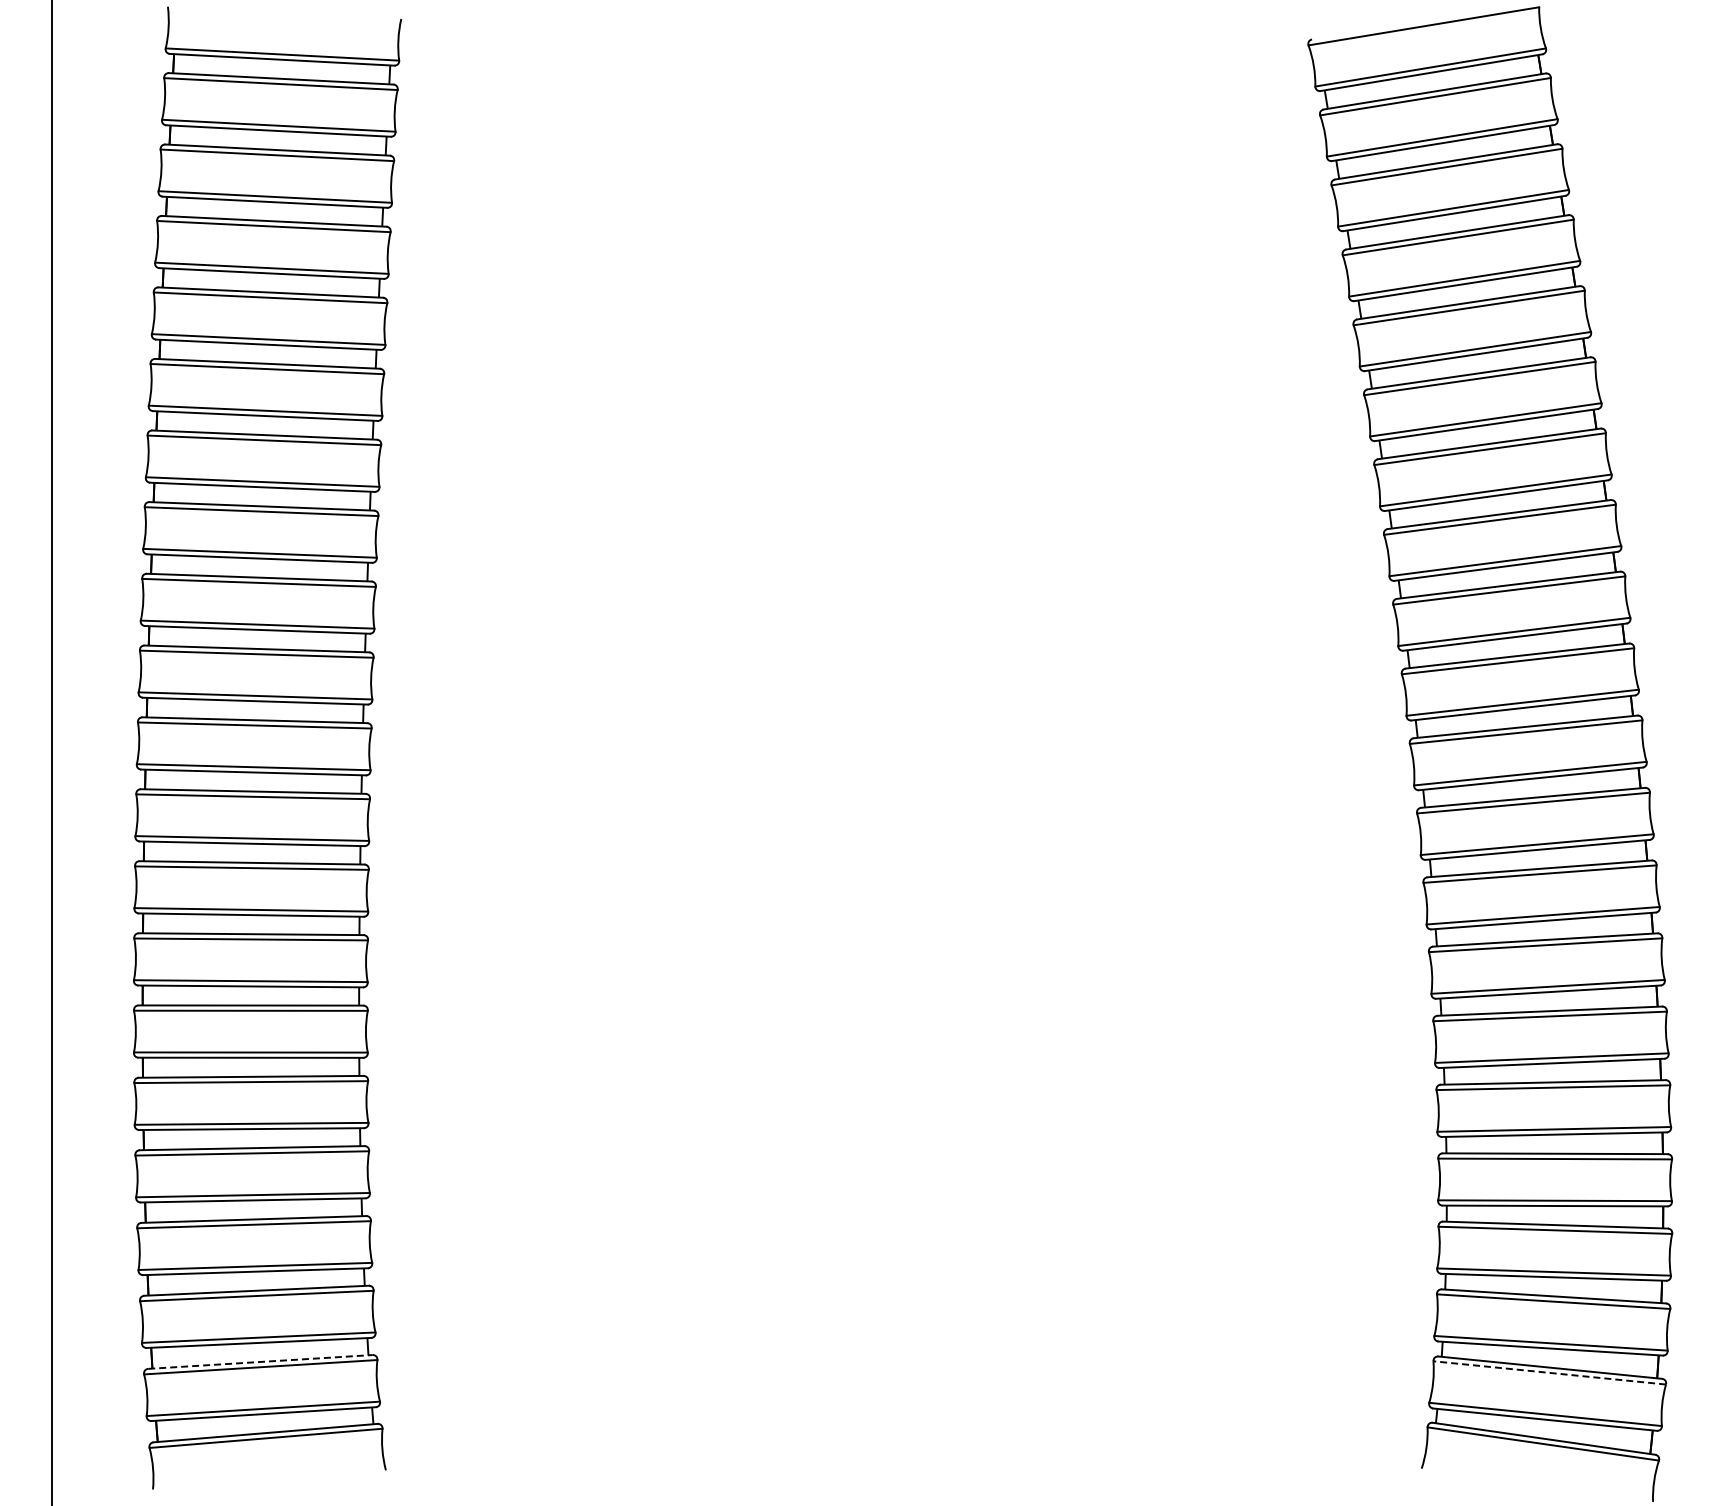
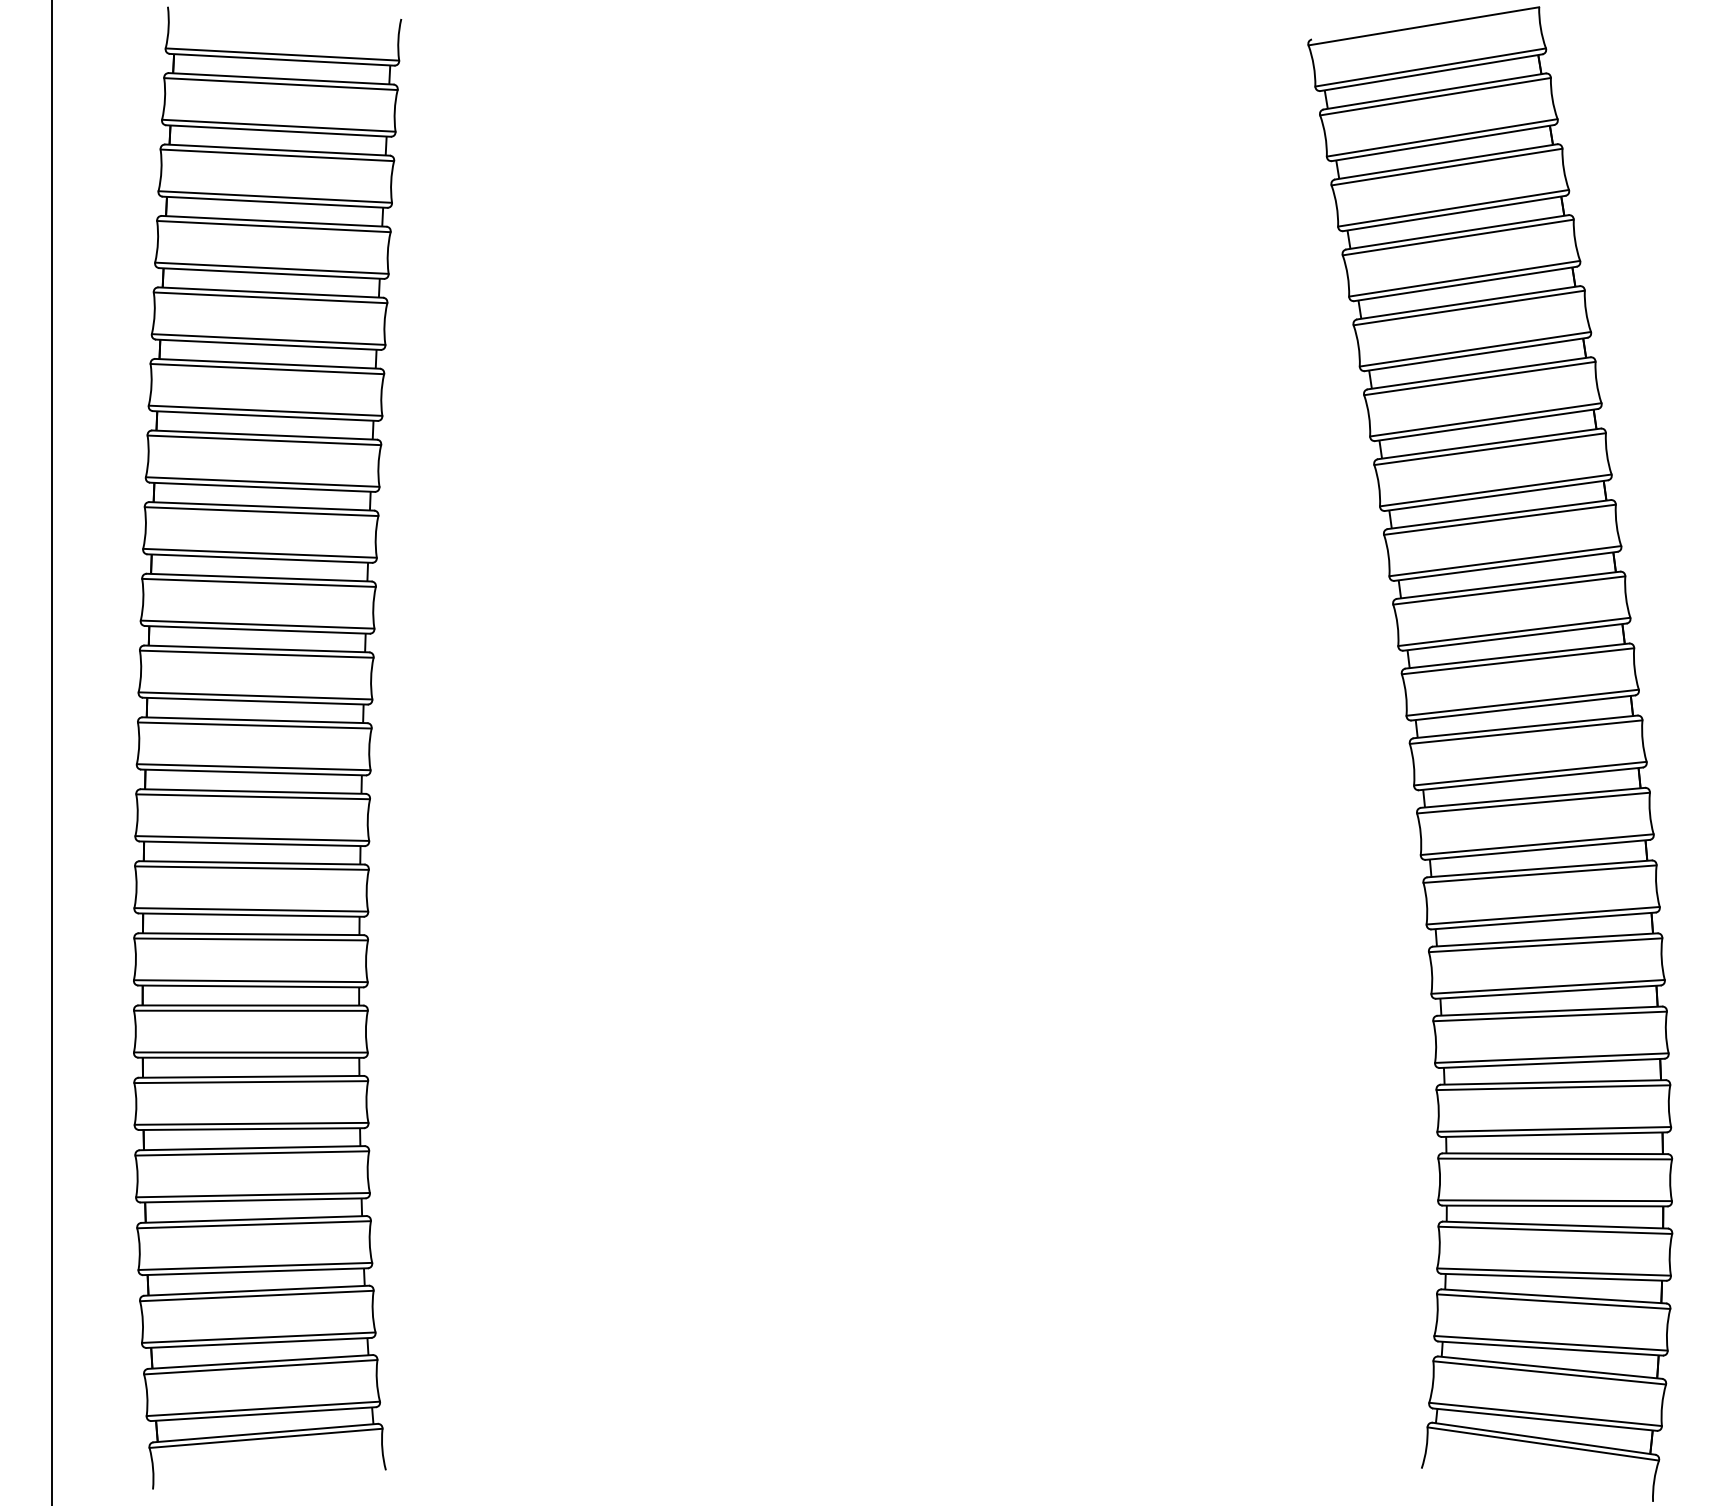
line: dashed -> solid (260, 1361)
line: dashed -> solid (1549, 1372)
